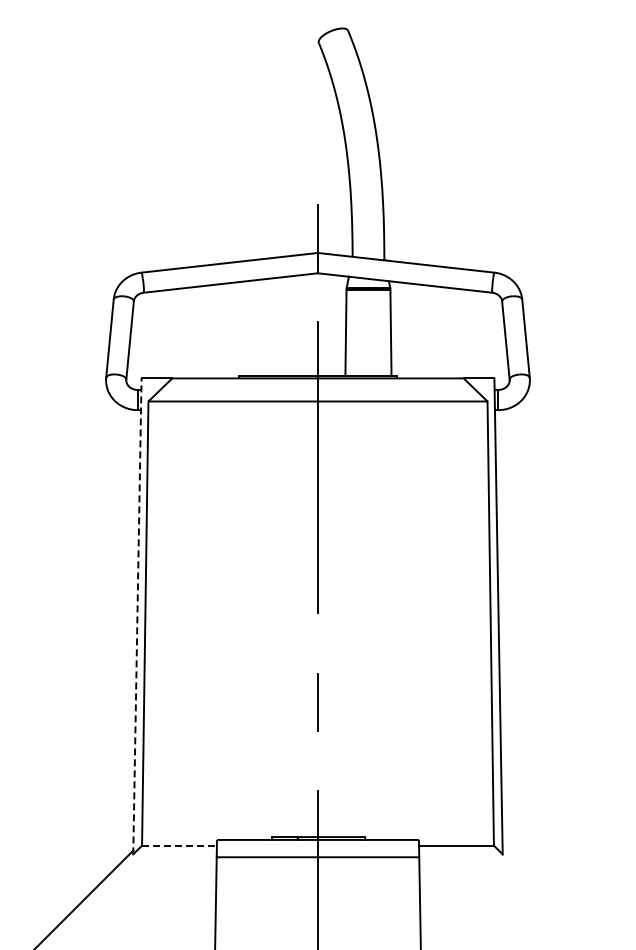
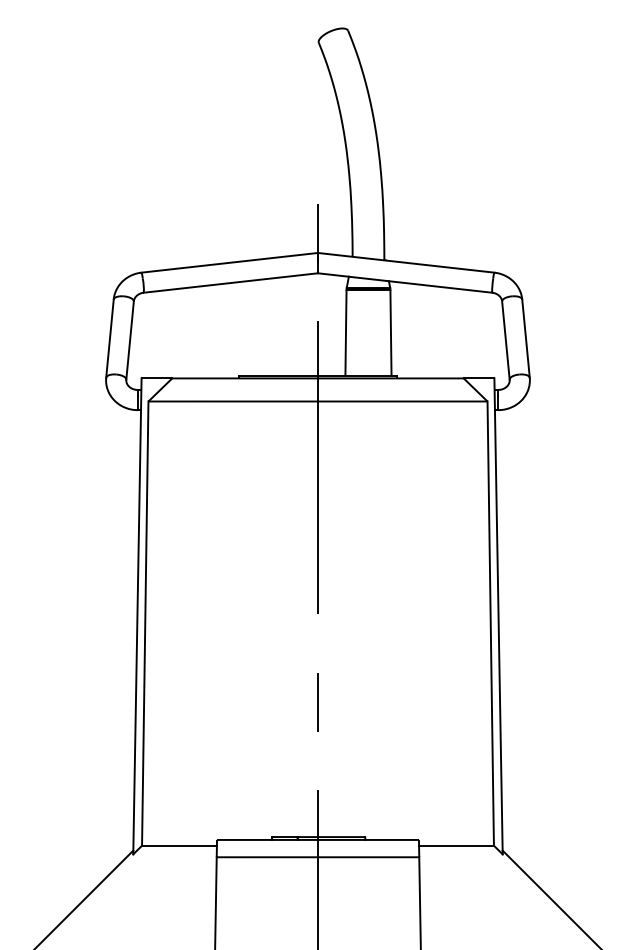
line: dashed -> solid (137, 615)
line: dashed -> solid (179, 845)
line: none -> present (550, 898)
